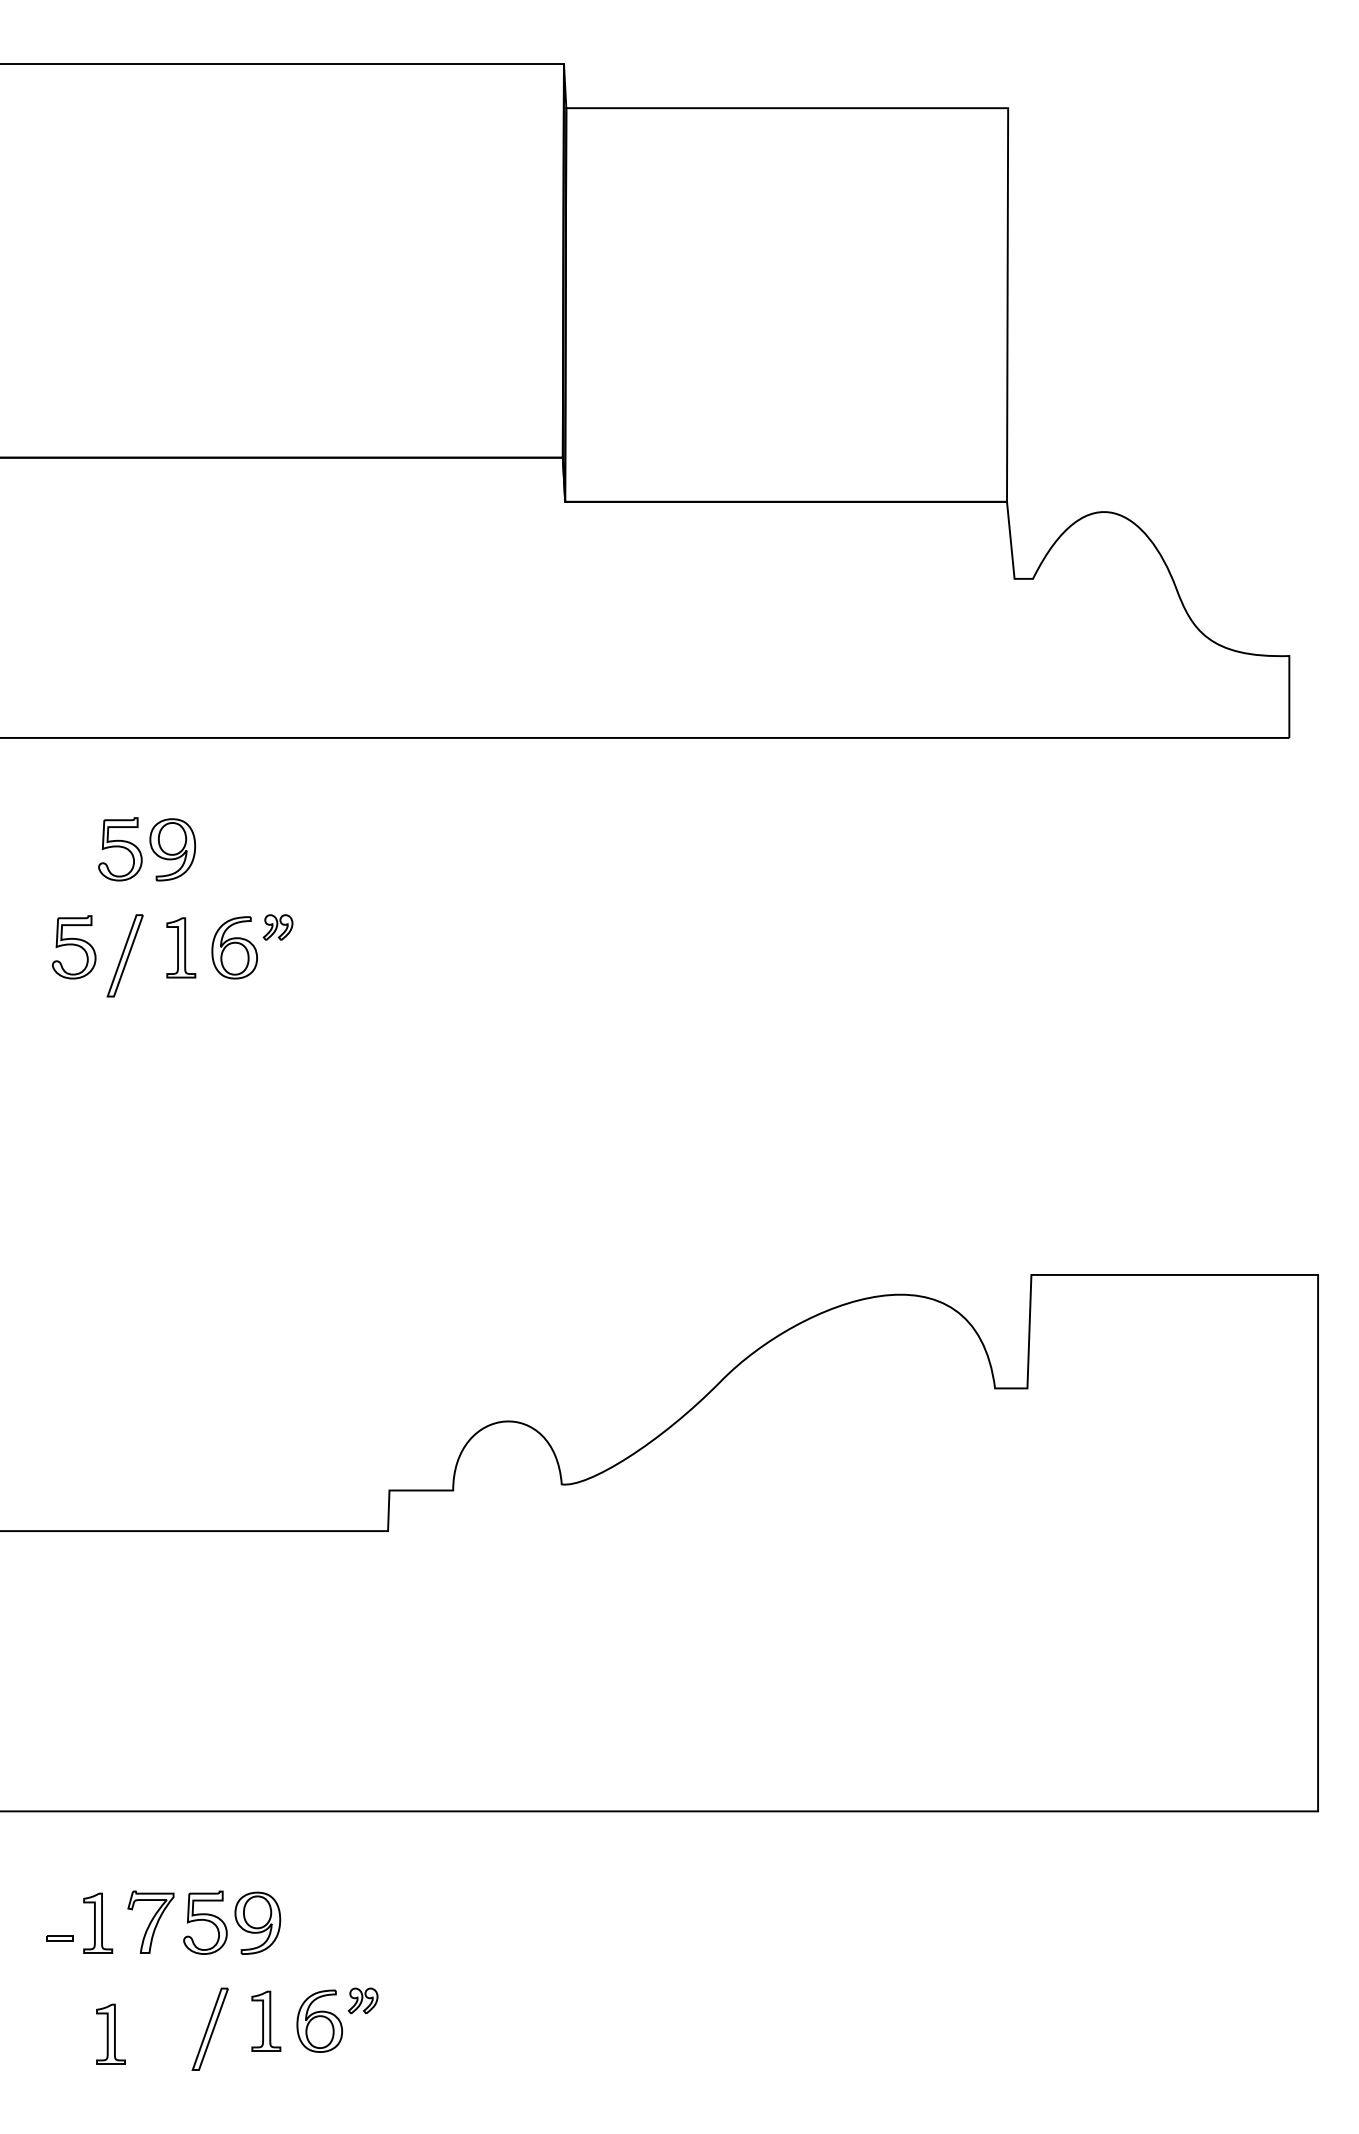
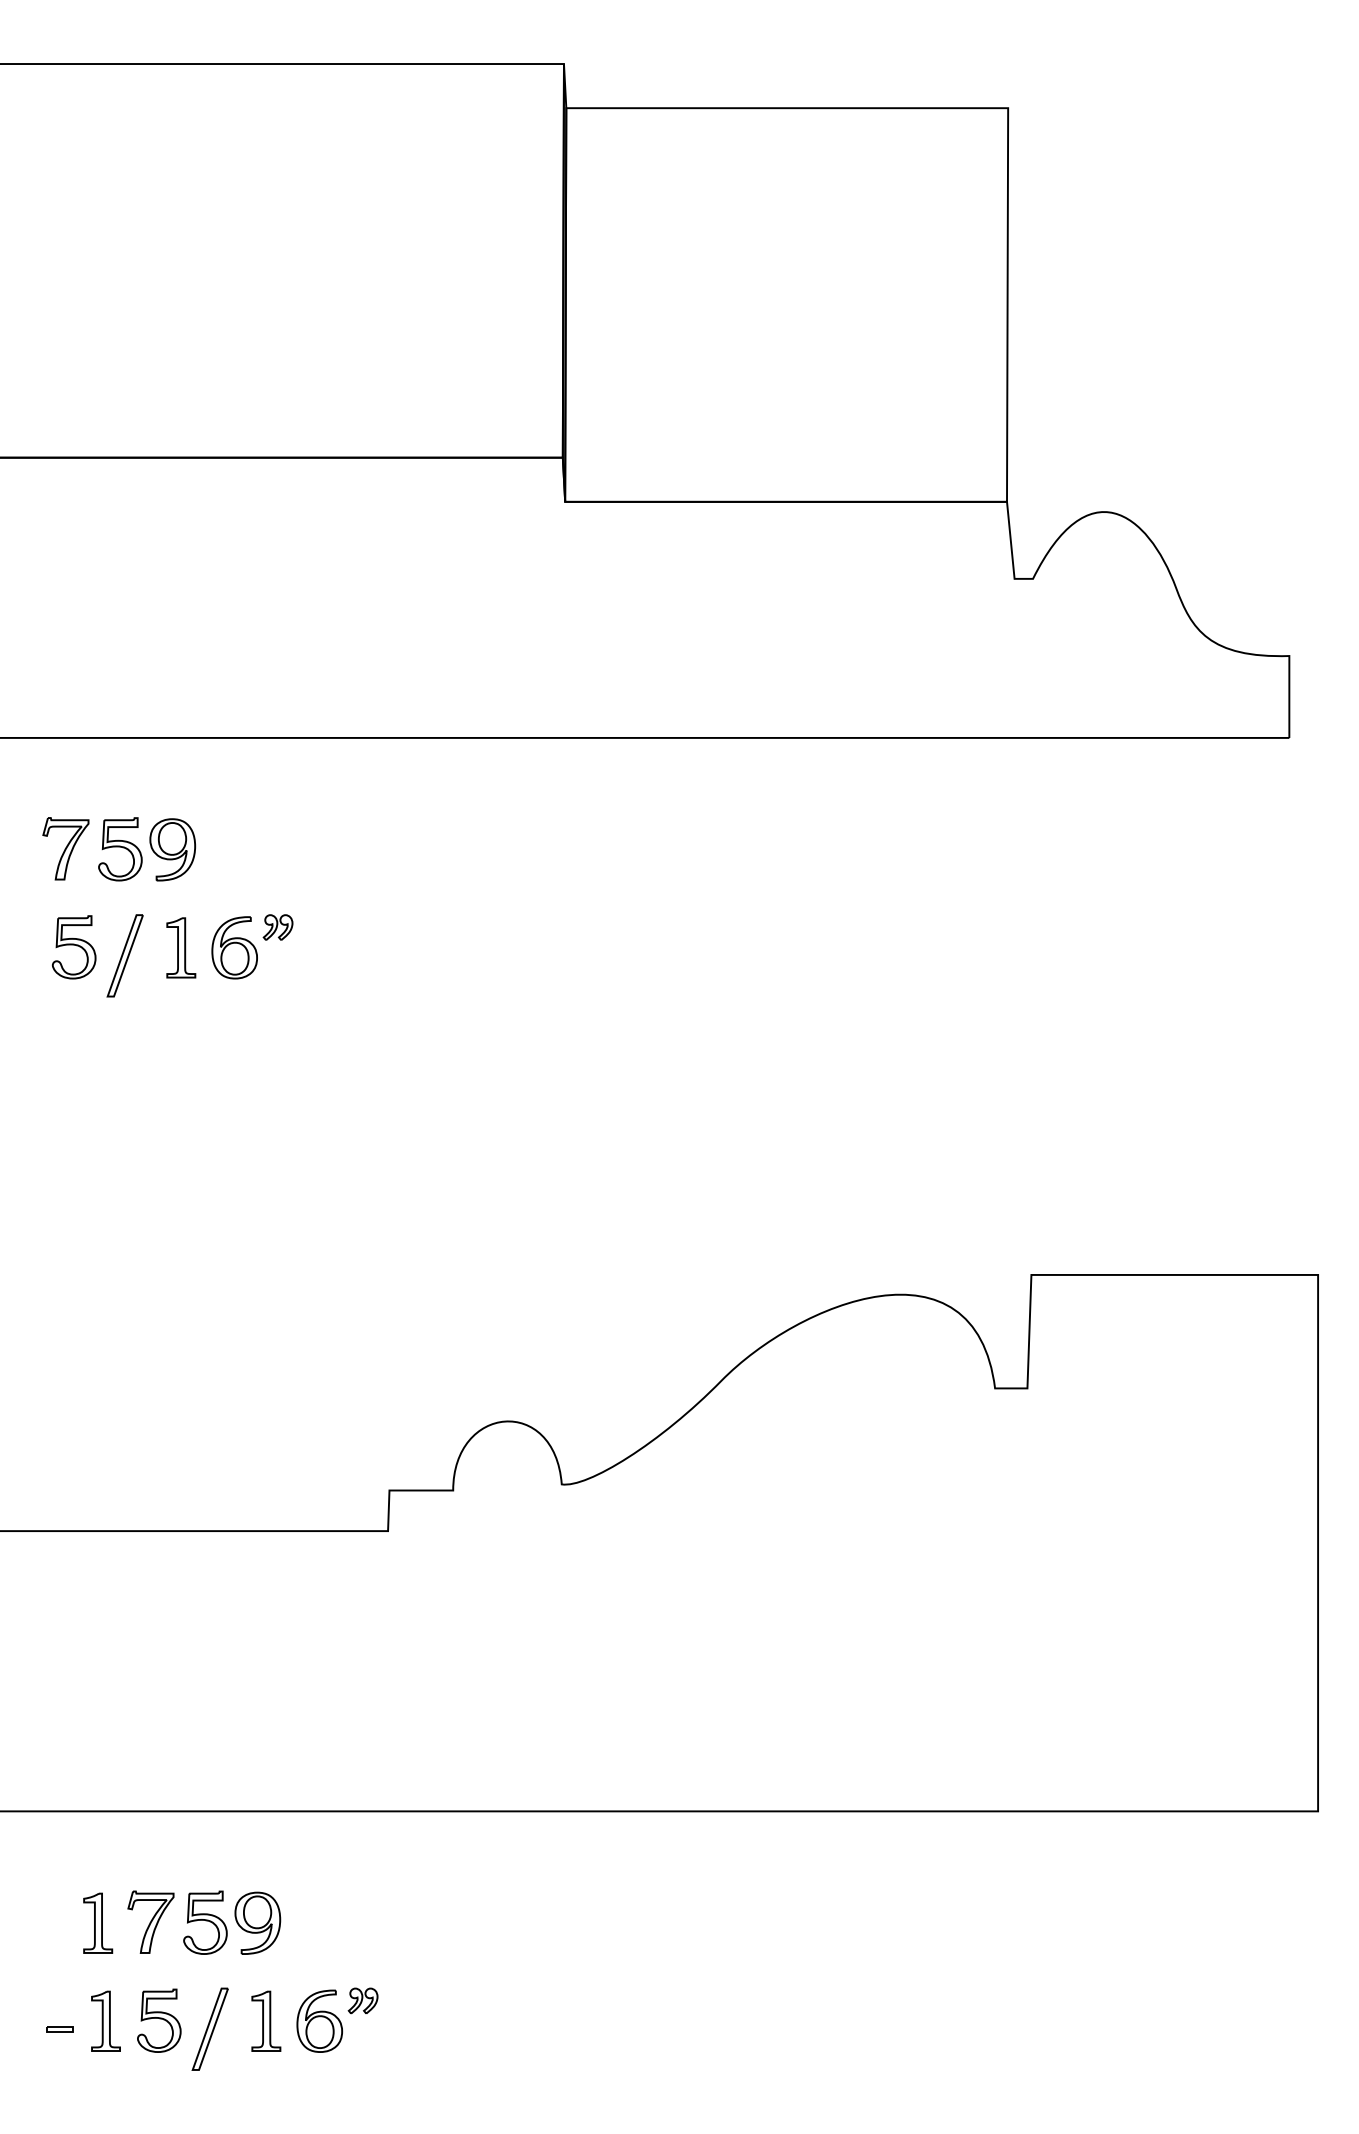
part: none -> present (65, 848)
part position: (59, 1938) -> (59, 2029) (59, 2029)
part: none -> present (159, 2020)
part position: (110, 2033) -> (105, 2020) (105, 2020)
